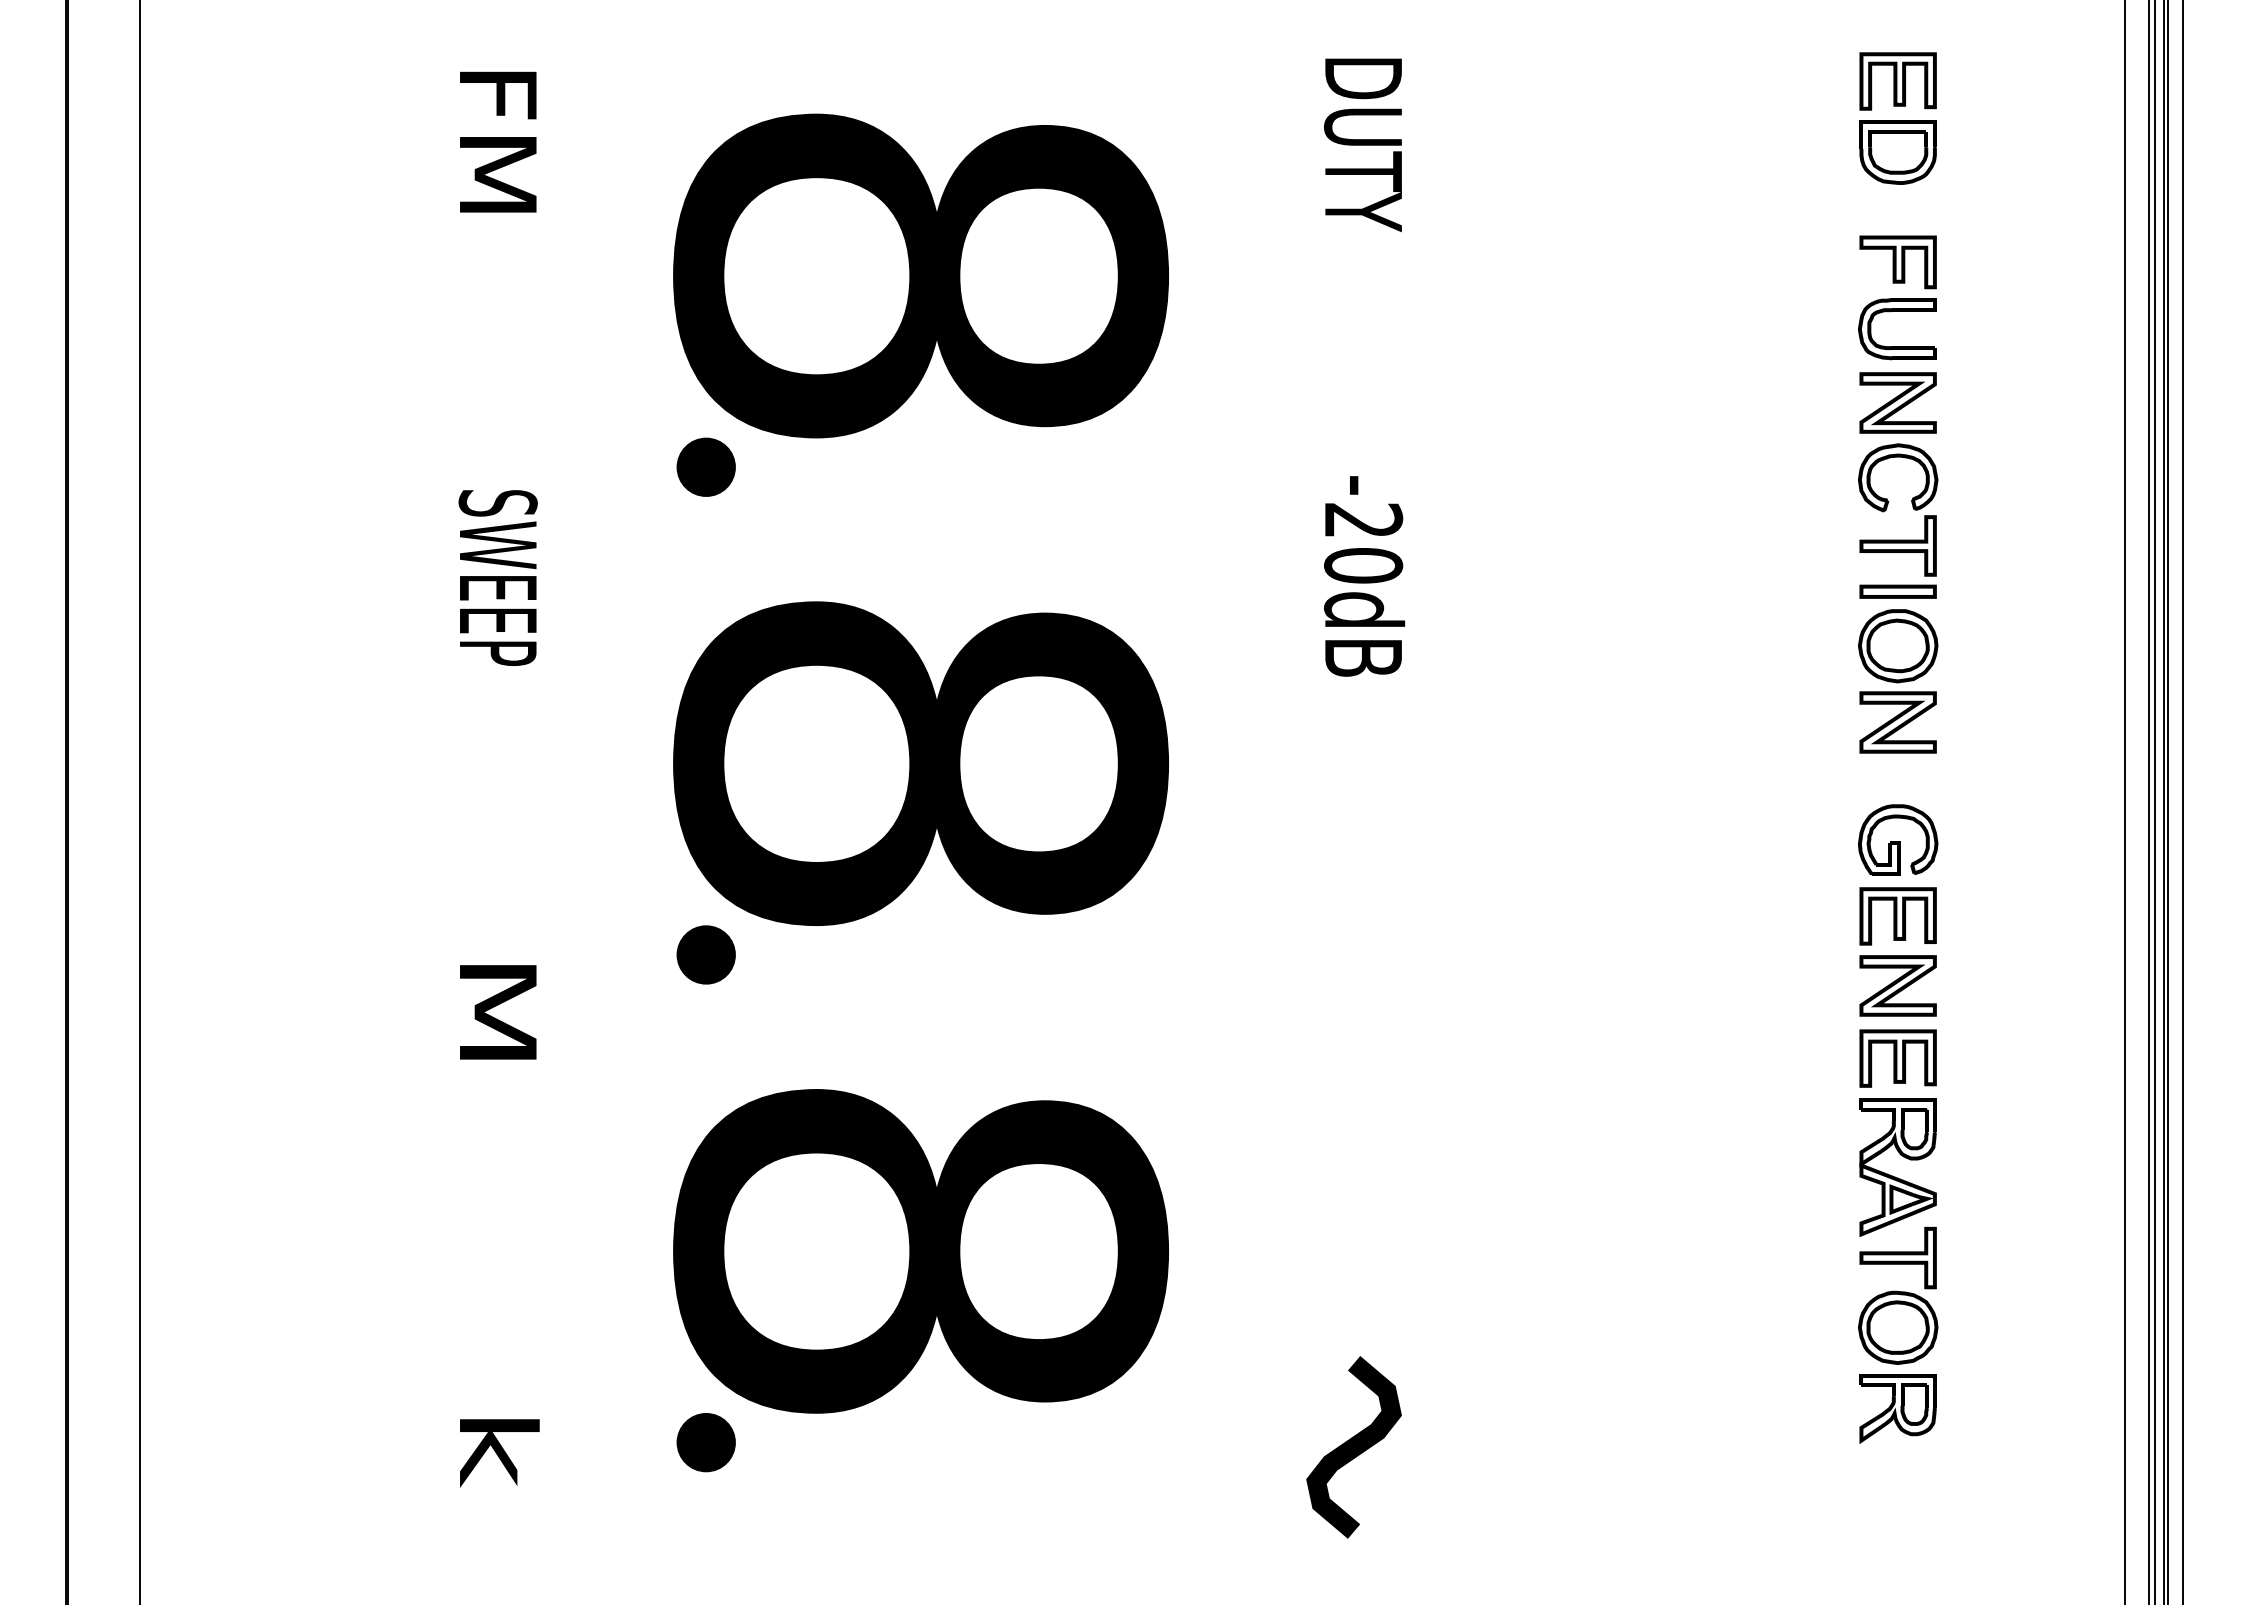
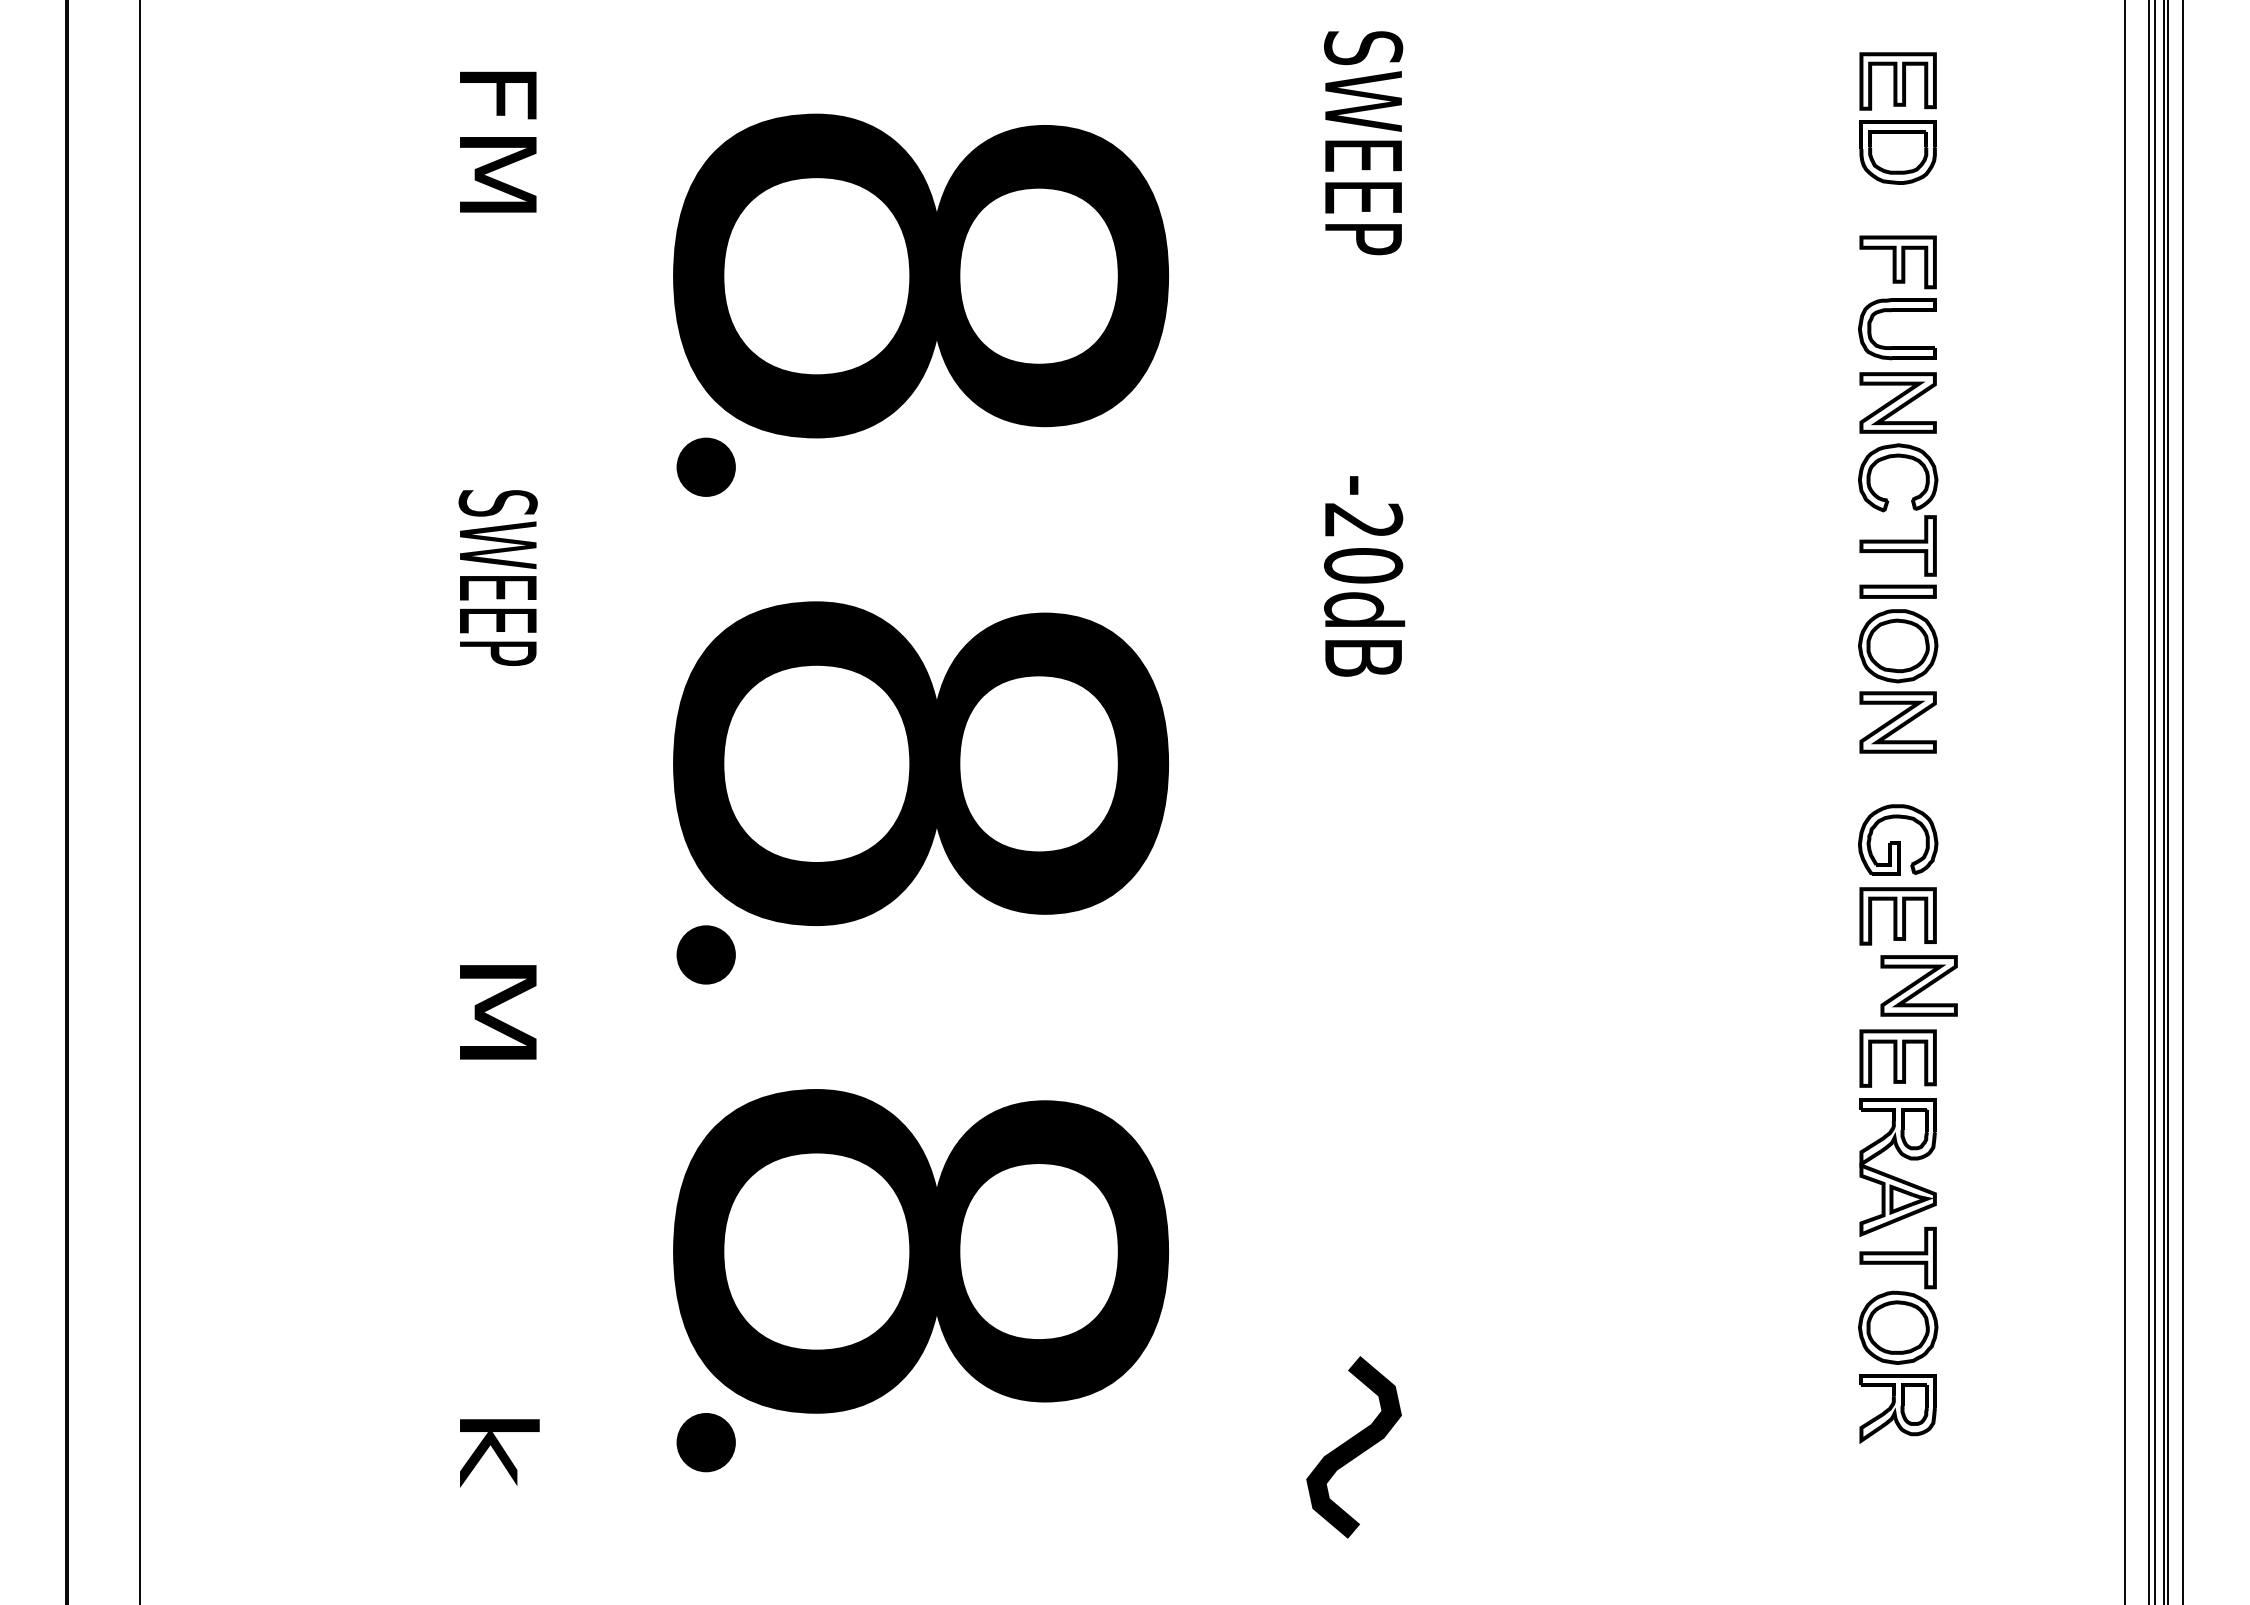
text: DUTY -> SWEEP (1363, 143)
part position: (1897, 985) -> (1918, 985) (1918, 985)
